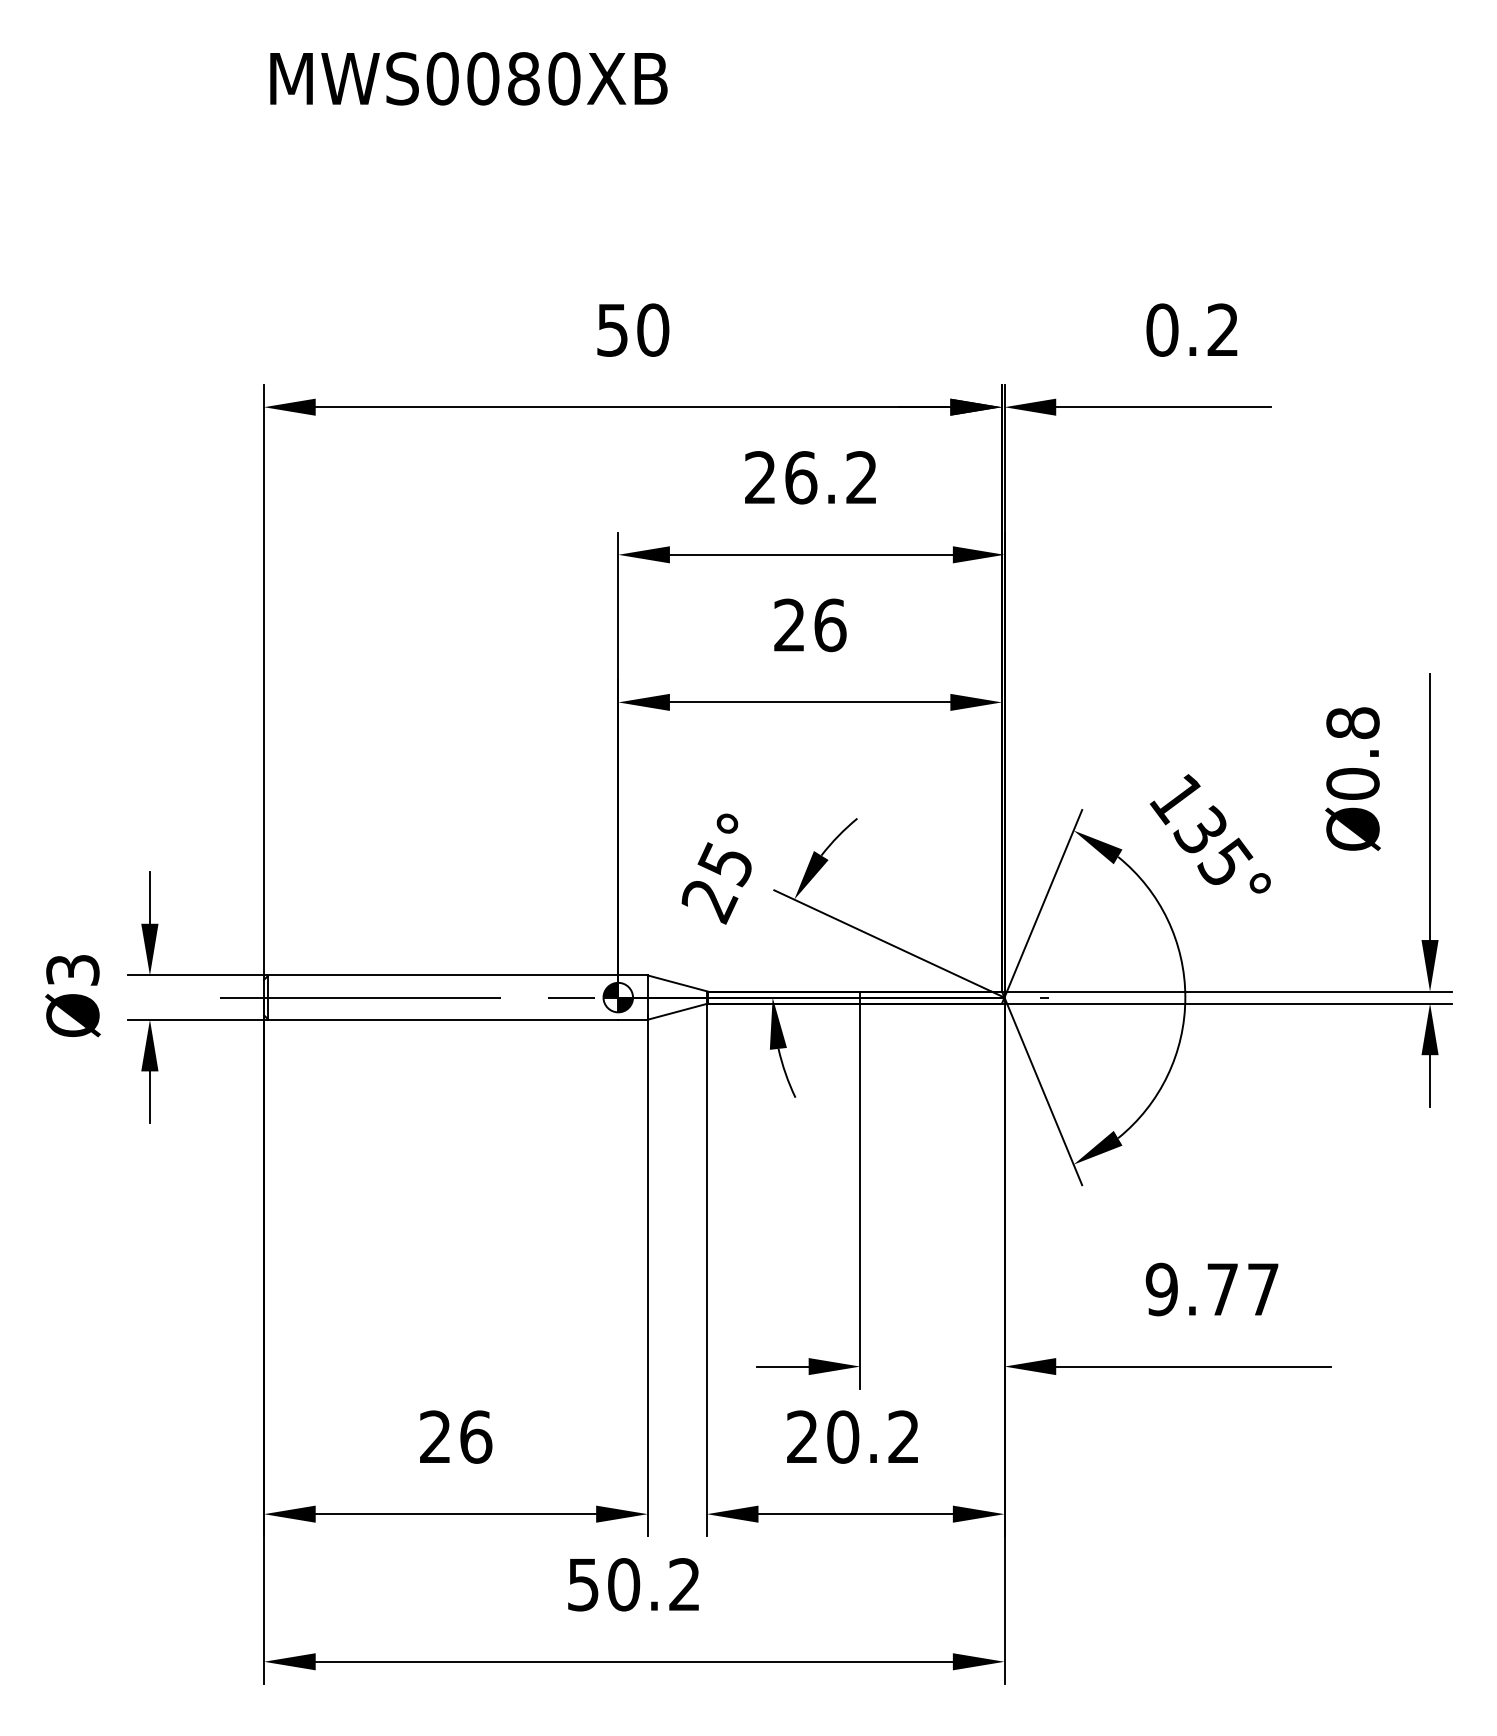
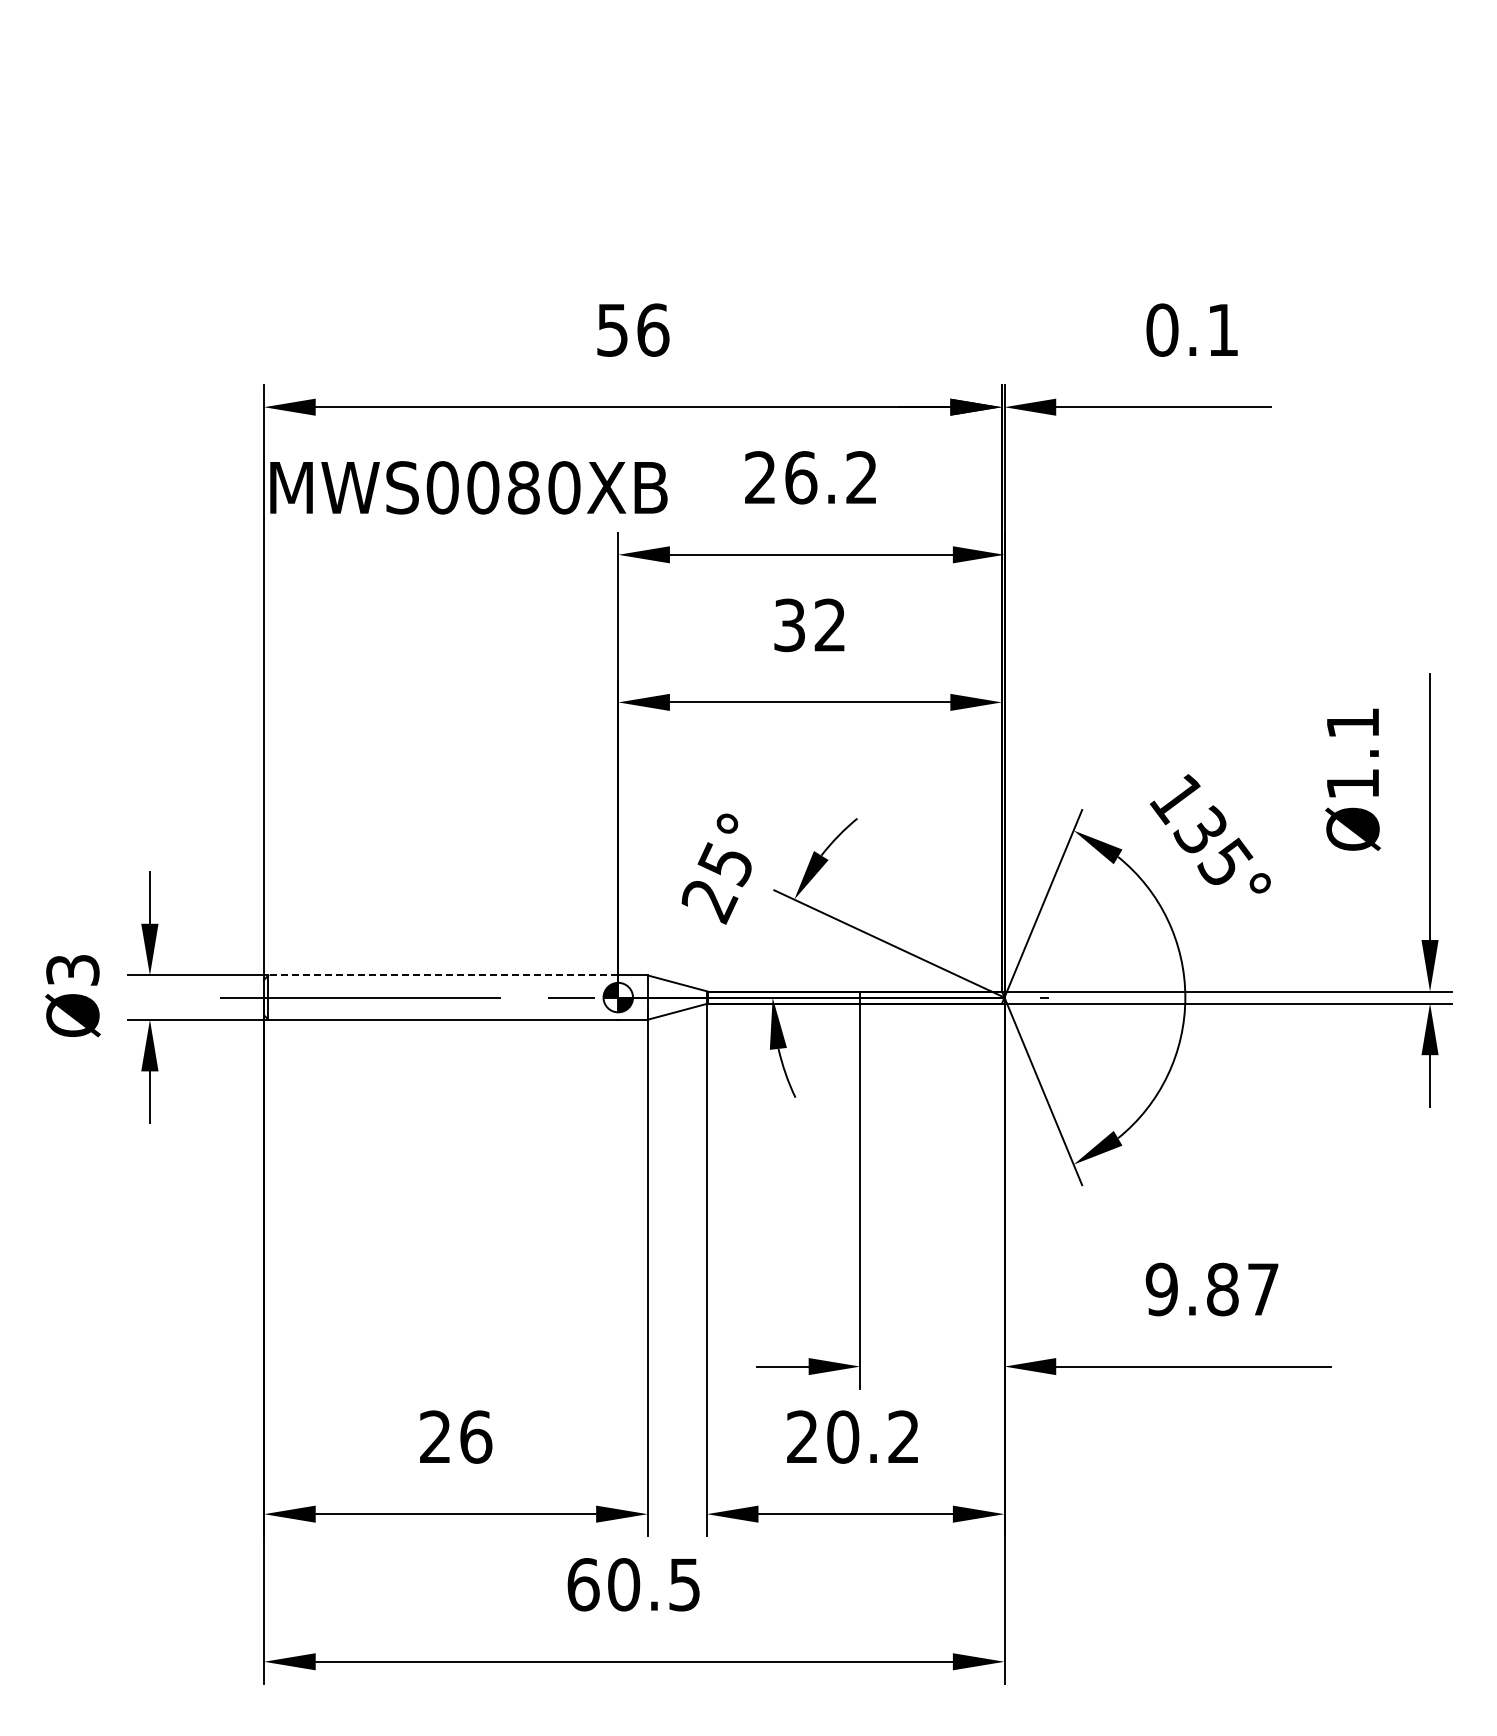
text position: (468, 78) -> (468, 487) (468, 487)
text: 50 -> 56 (653, 329)
text: 0.2 -> 0.1 (1222, 329)
text: 26 -> 32 (810, 625)
text: Ø0.8 -> Ø1.1 (1352, 753)
line: solid -> dashed (443, 975)
text: 9.77 -> 9.87 (1222, 1289)
text: 50.2 -> 60.5 (633, 1584)
